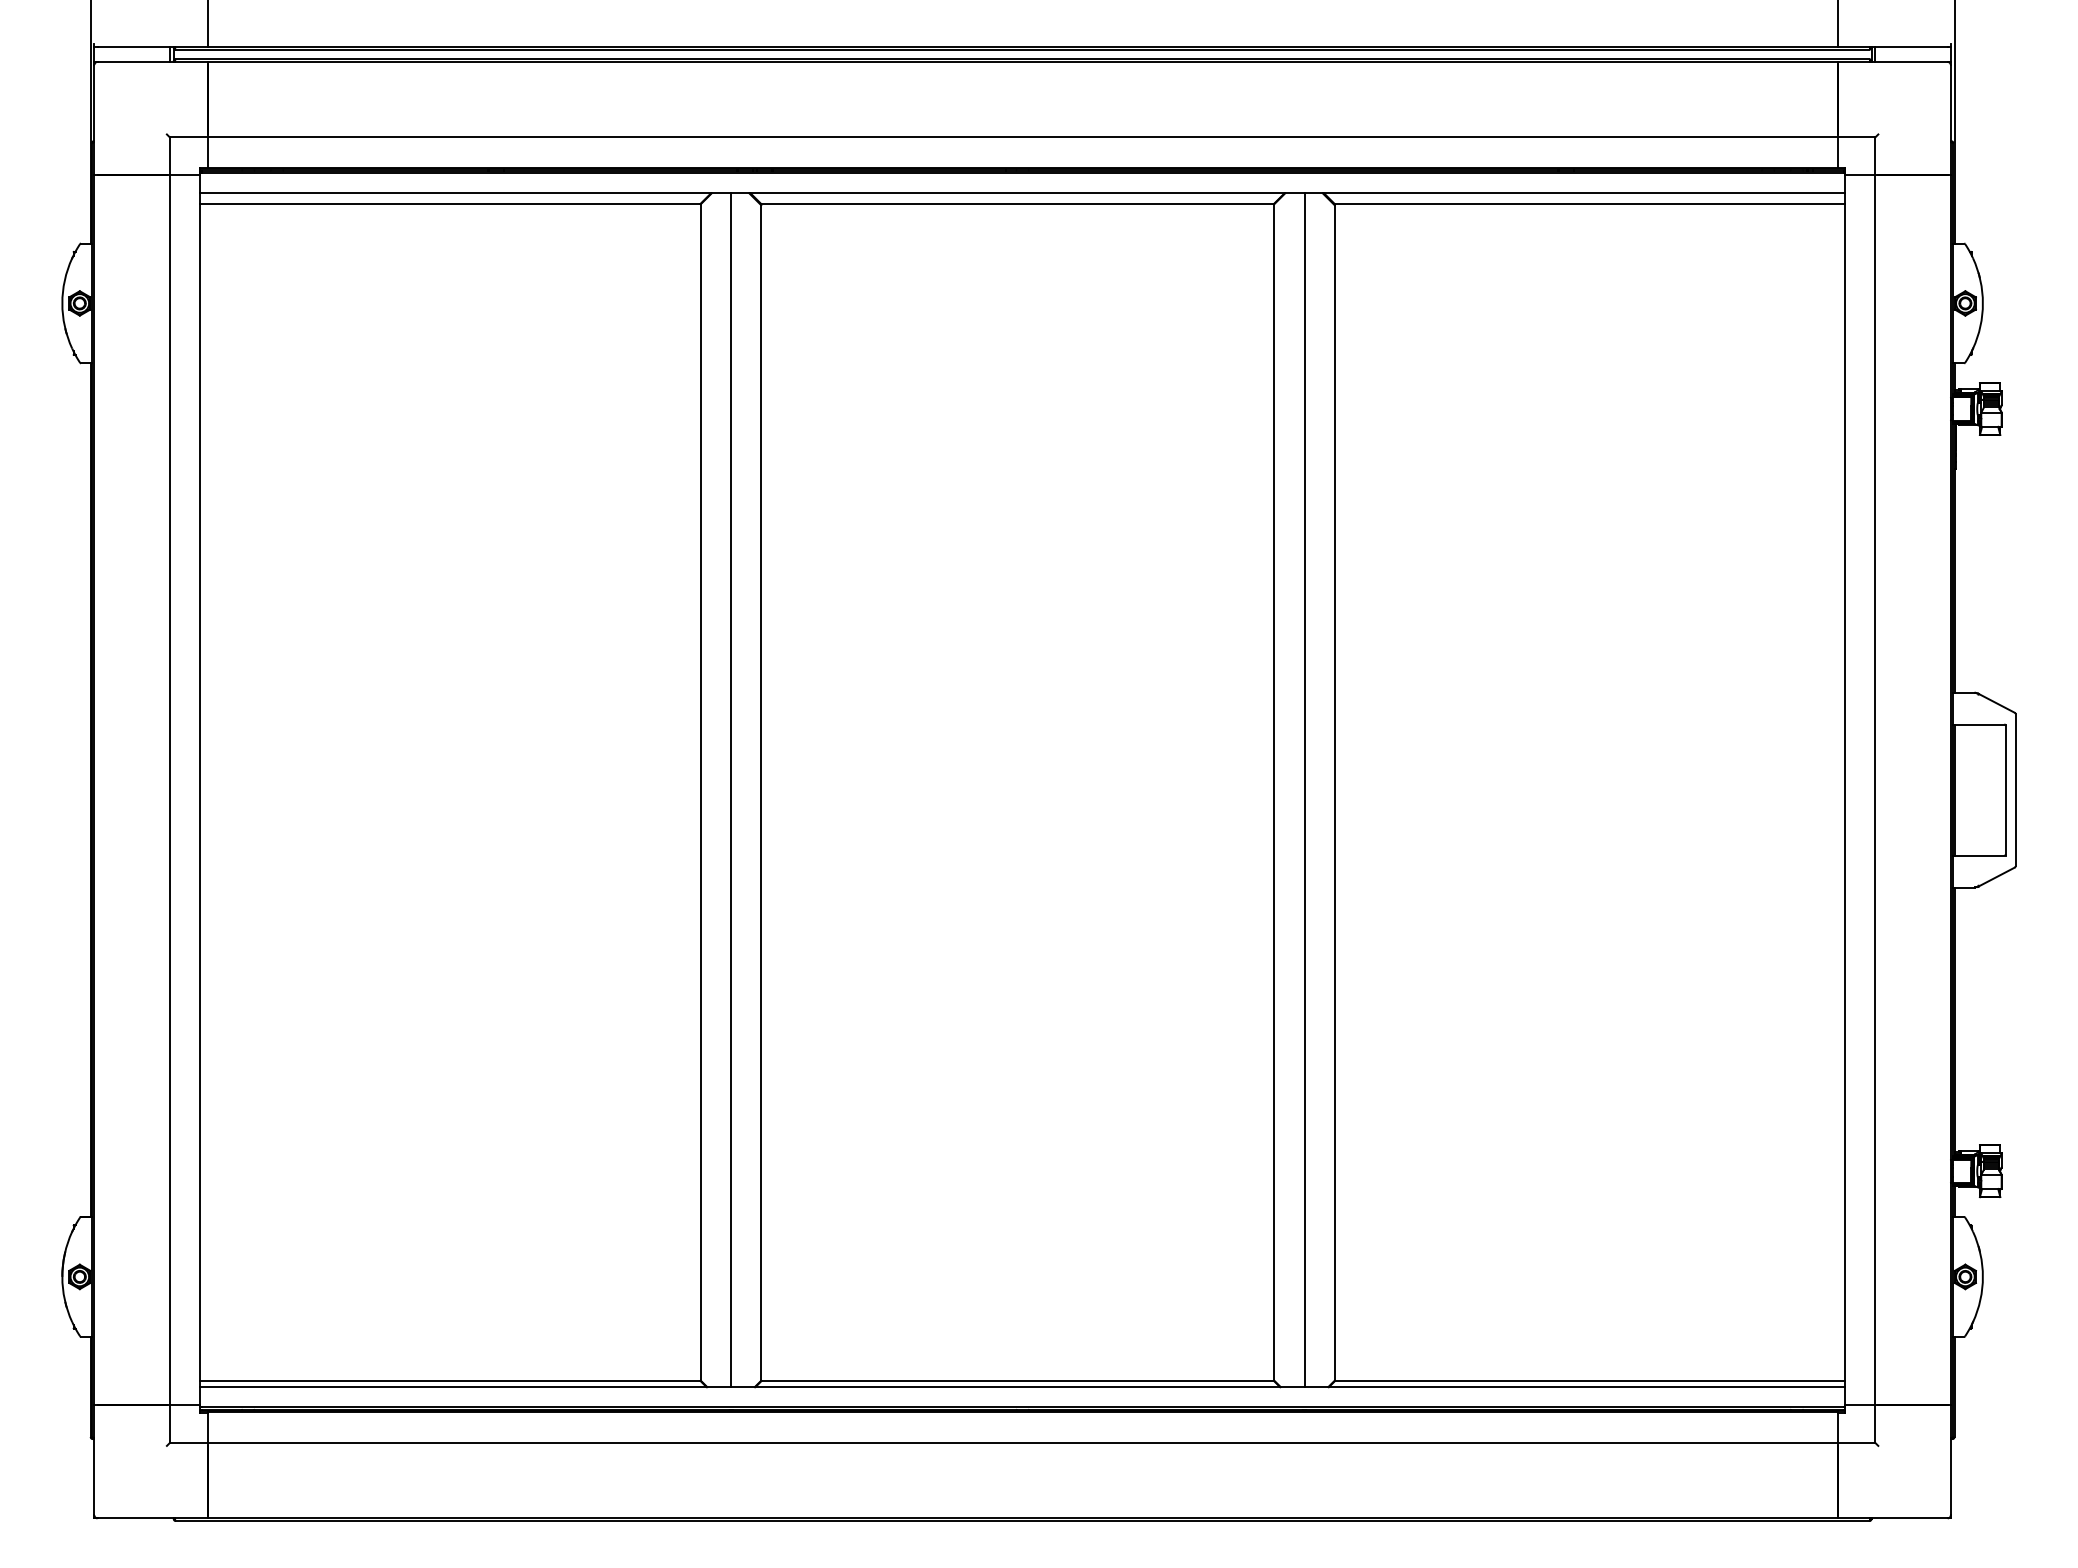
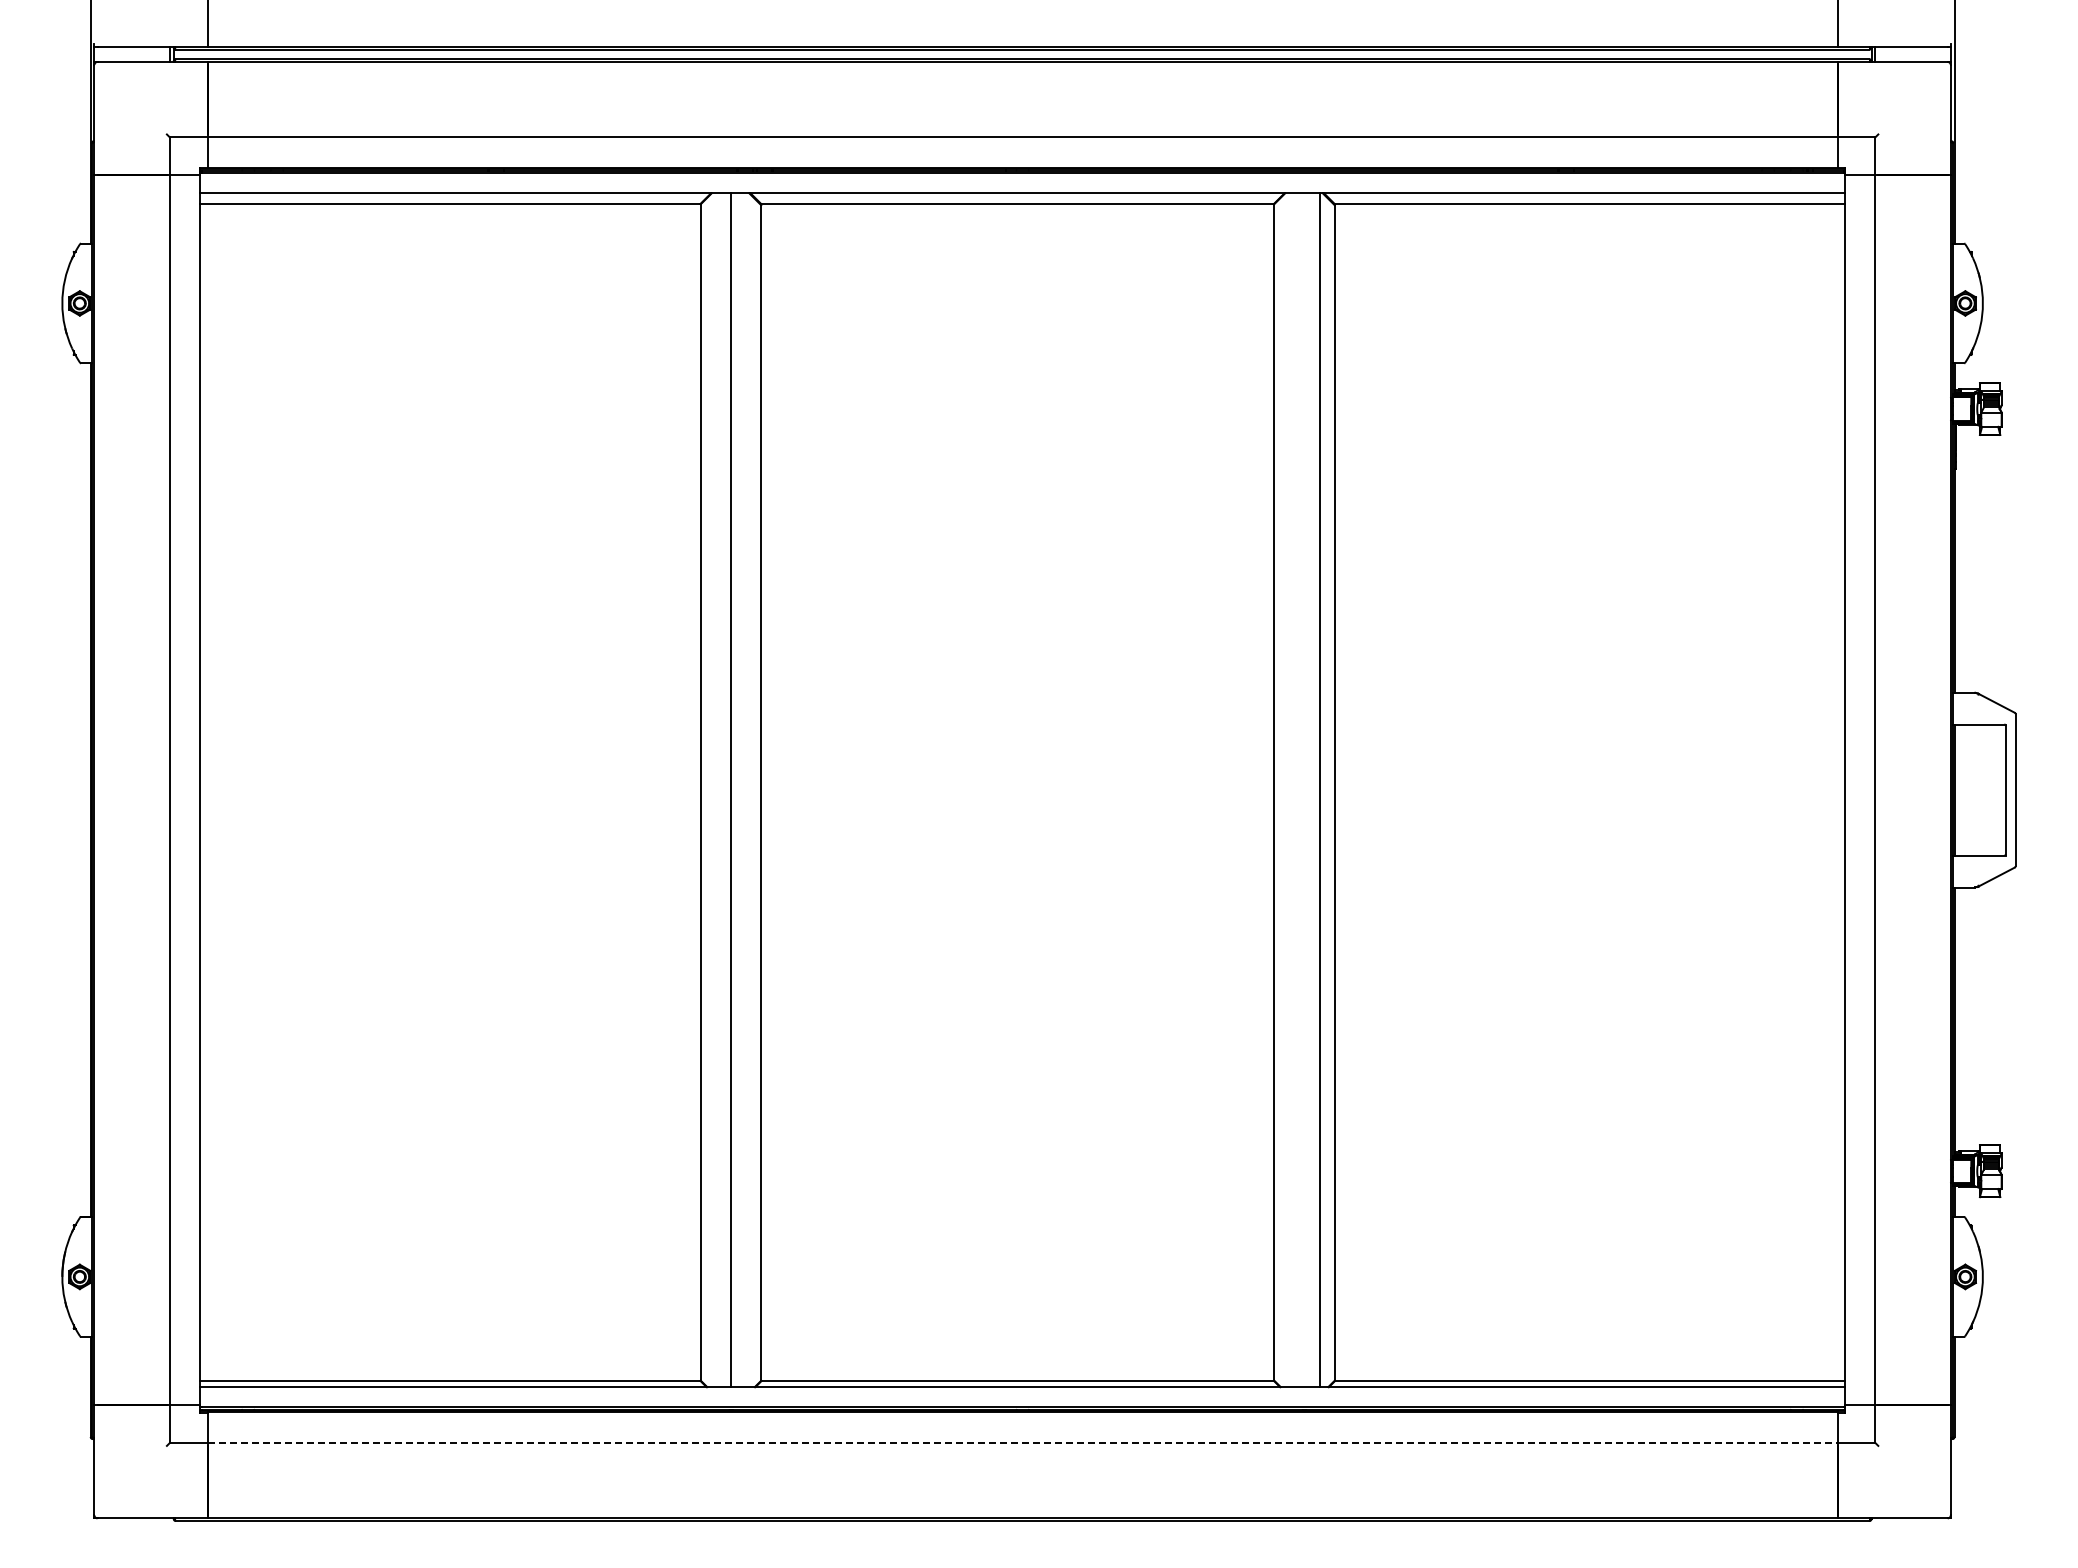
line position: (1304, 790) -> (1319, 790) (1319, 790)
line: solid -> dashed (1022, 1442)
